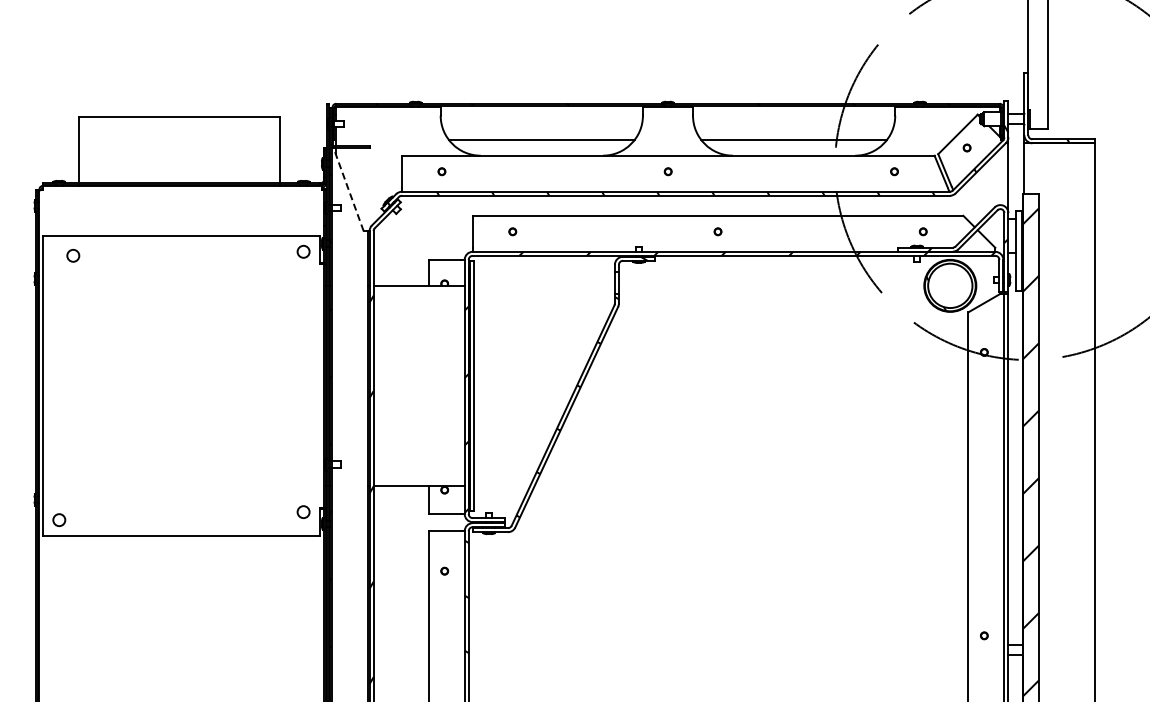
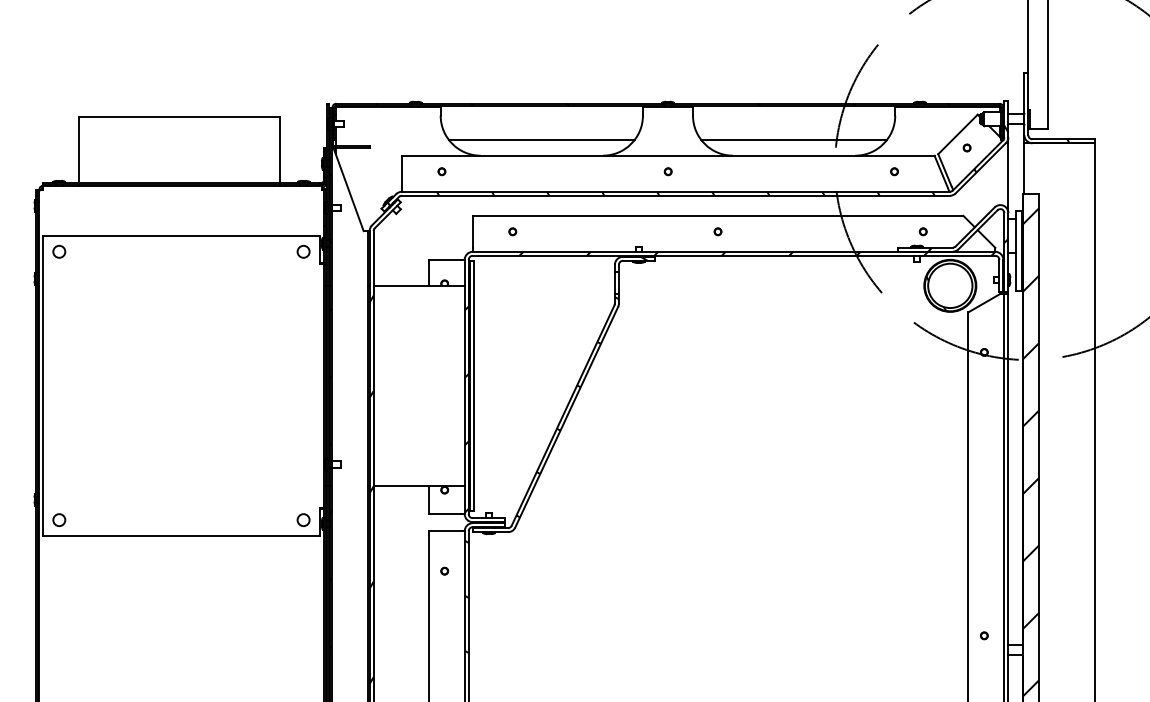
line: dashed -> solid (348, 189)
circle position: (73, 255) -> (59, 251) (59, 251)
circle position: (303, 511) -> (303, 519) (303, 519)
